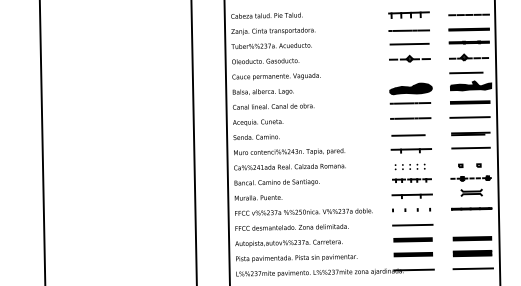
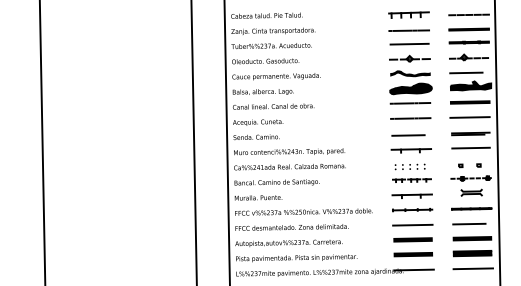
fill: none -> present (410, 73)
line: none -> present (412, 209)
line: none -> present (469, 223)
